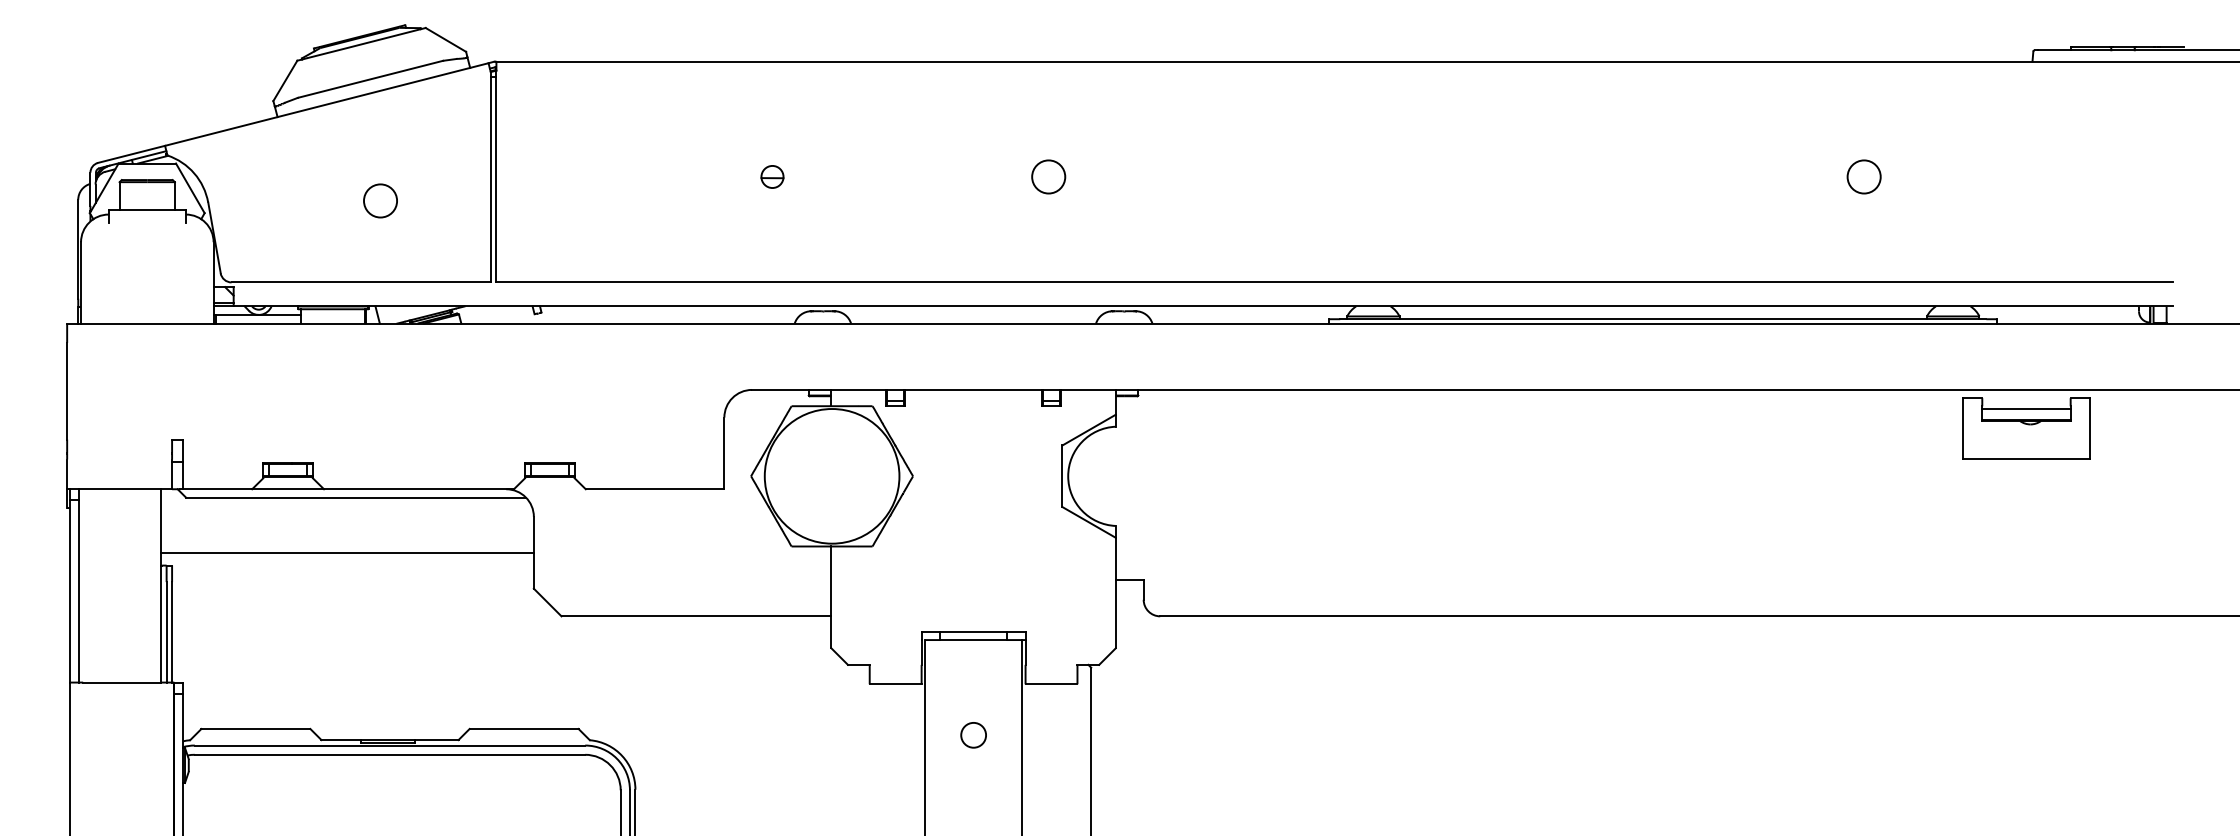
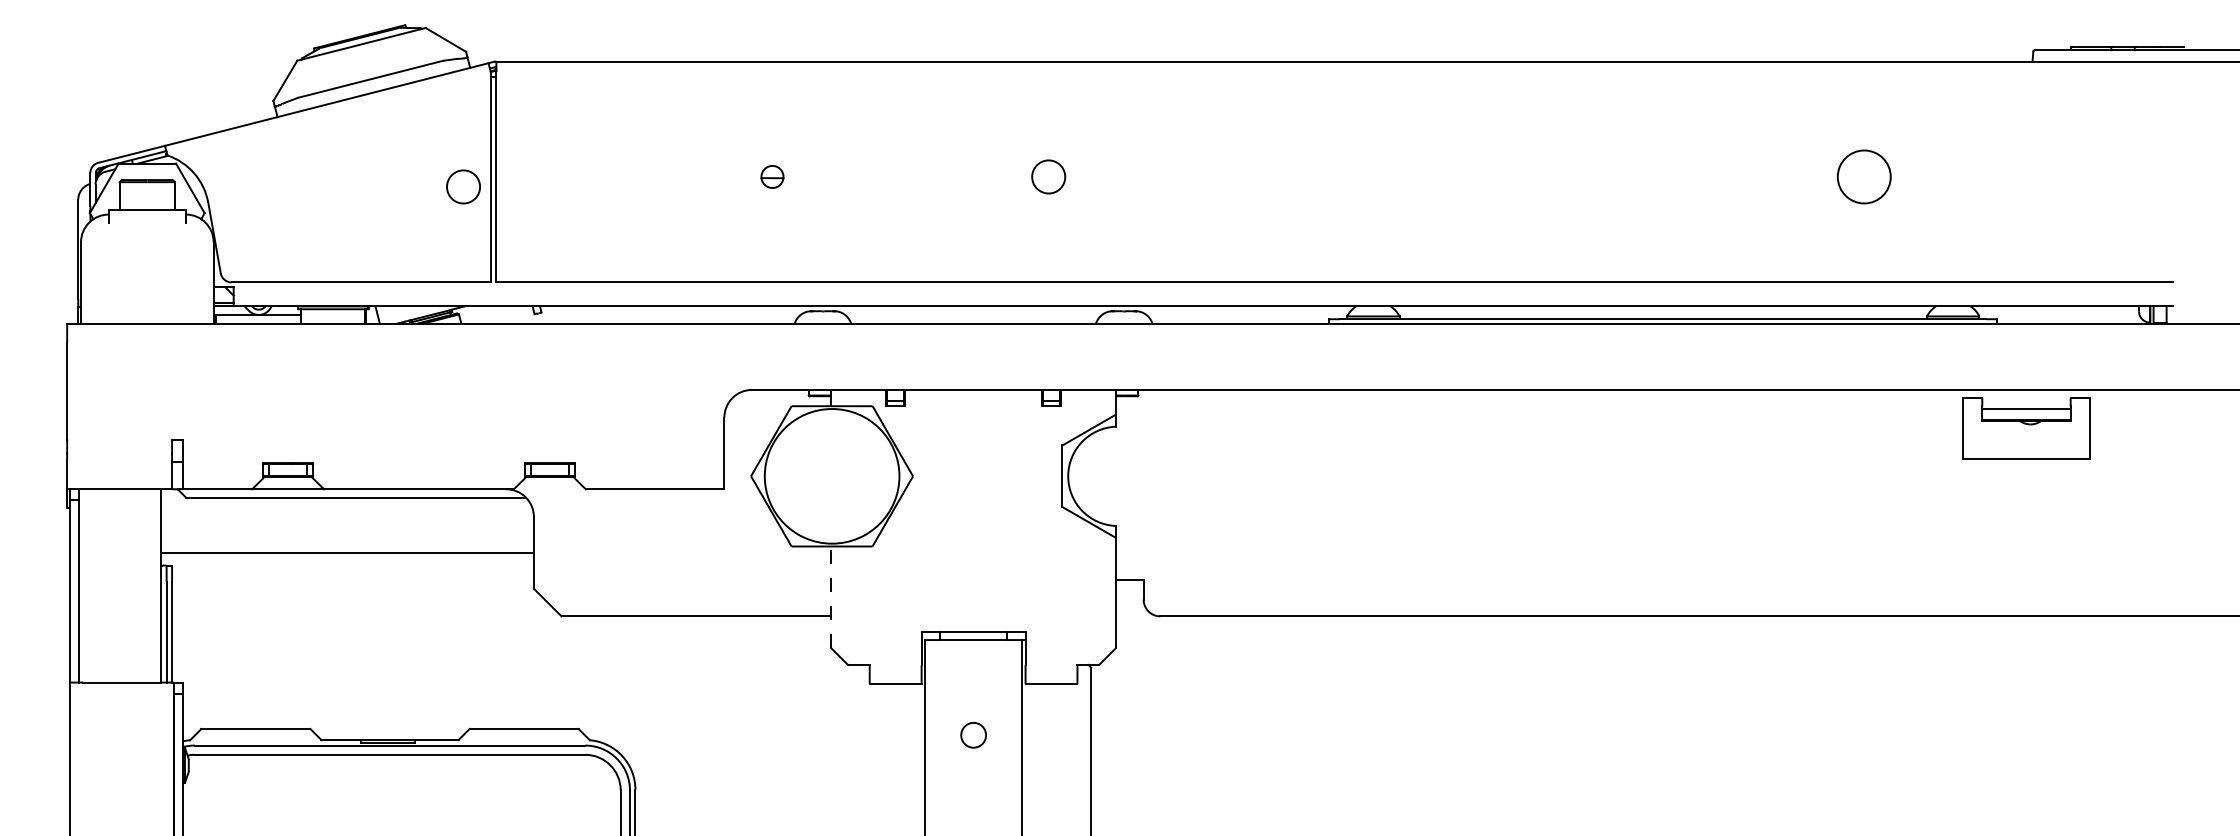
circle size: 36x36 px -> 56x56 px (1863, 176)
circle position: (380, 200) -> (463, 186) (463, 186)
line: solid -> dashed (831, 597)
